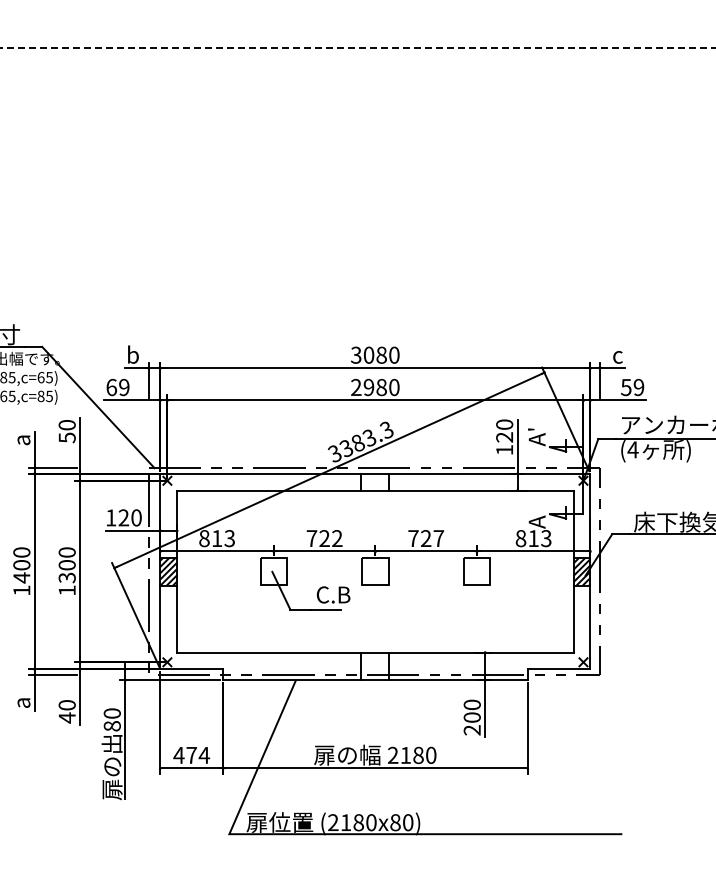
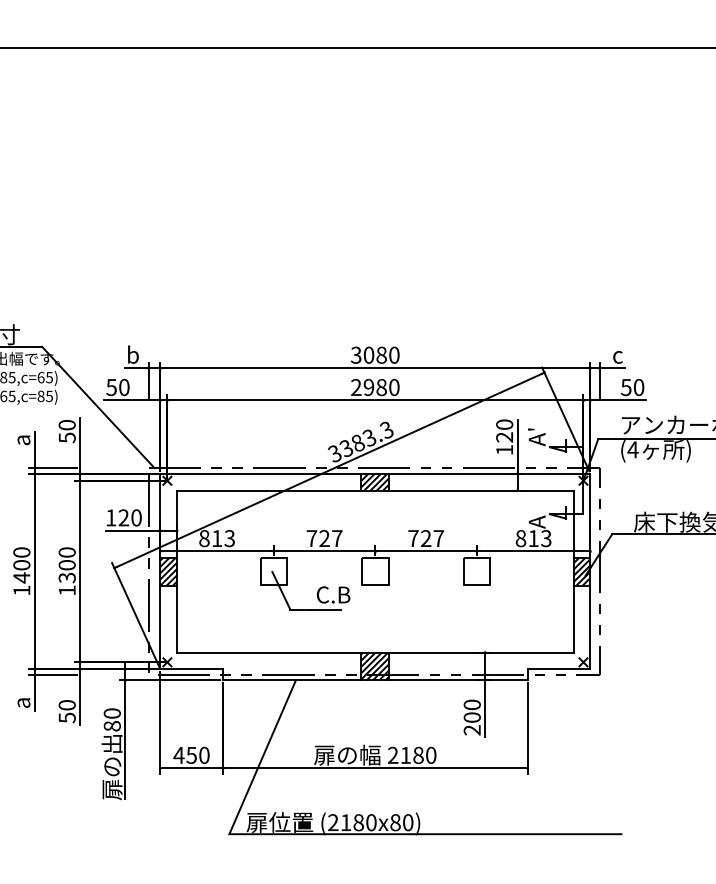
line: dashed -> solid (358, 48)
text: 69 -> 50 (117, 387)
text: 59 -> 50 (638, 387)
hatch: none -> present (375, 481)
text: 722 -> 727 (337, 538)
hatch: none -> present (375, 666)
text: 40 -> 50 (66, 717)
text: 474 -> 450 (198, 755)
